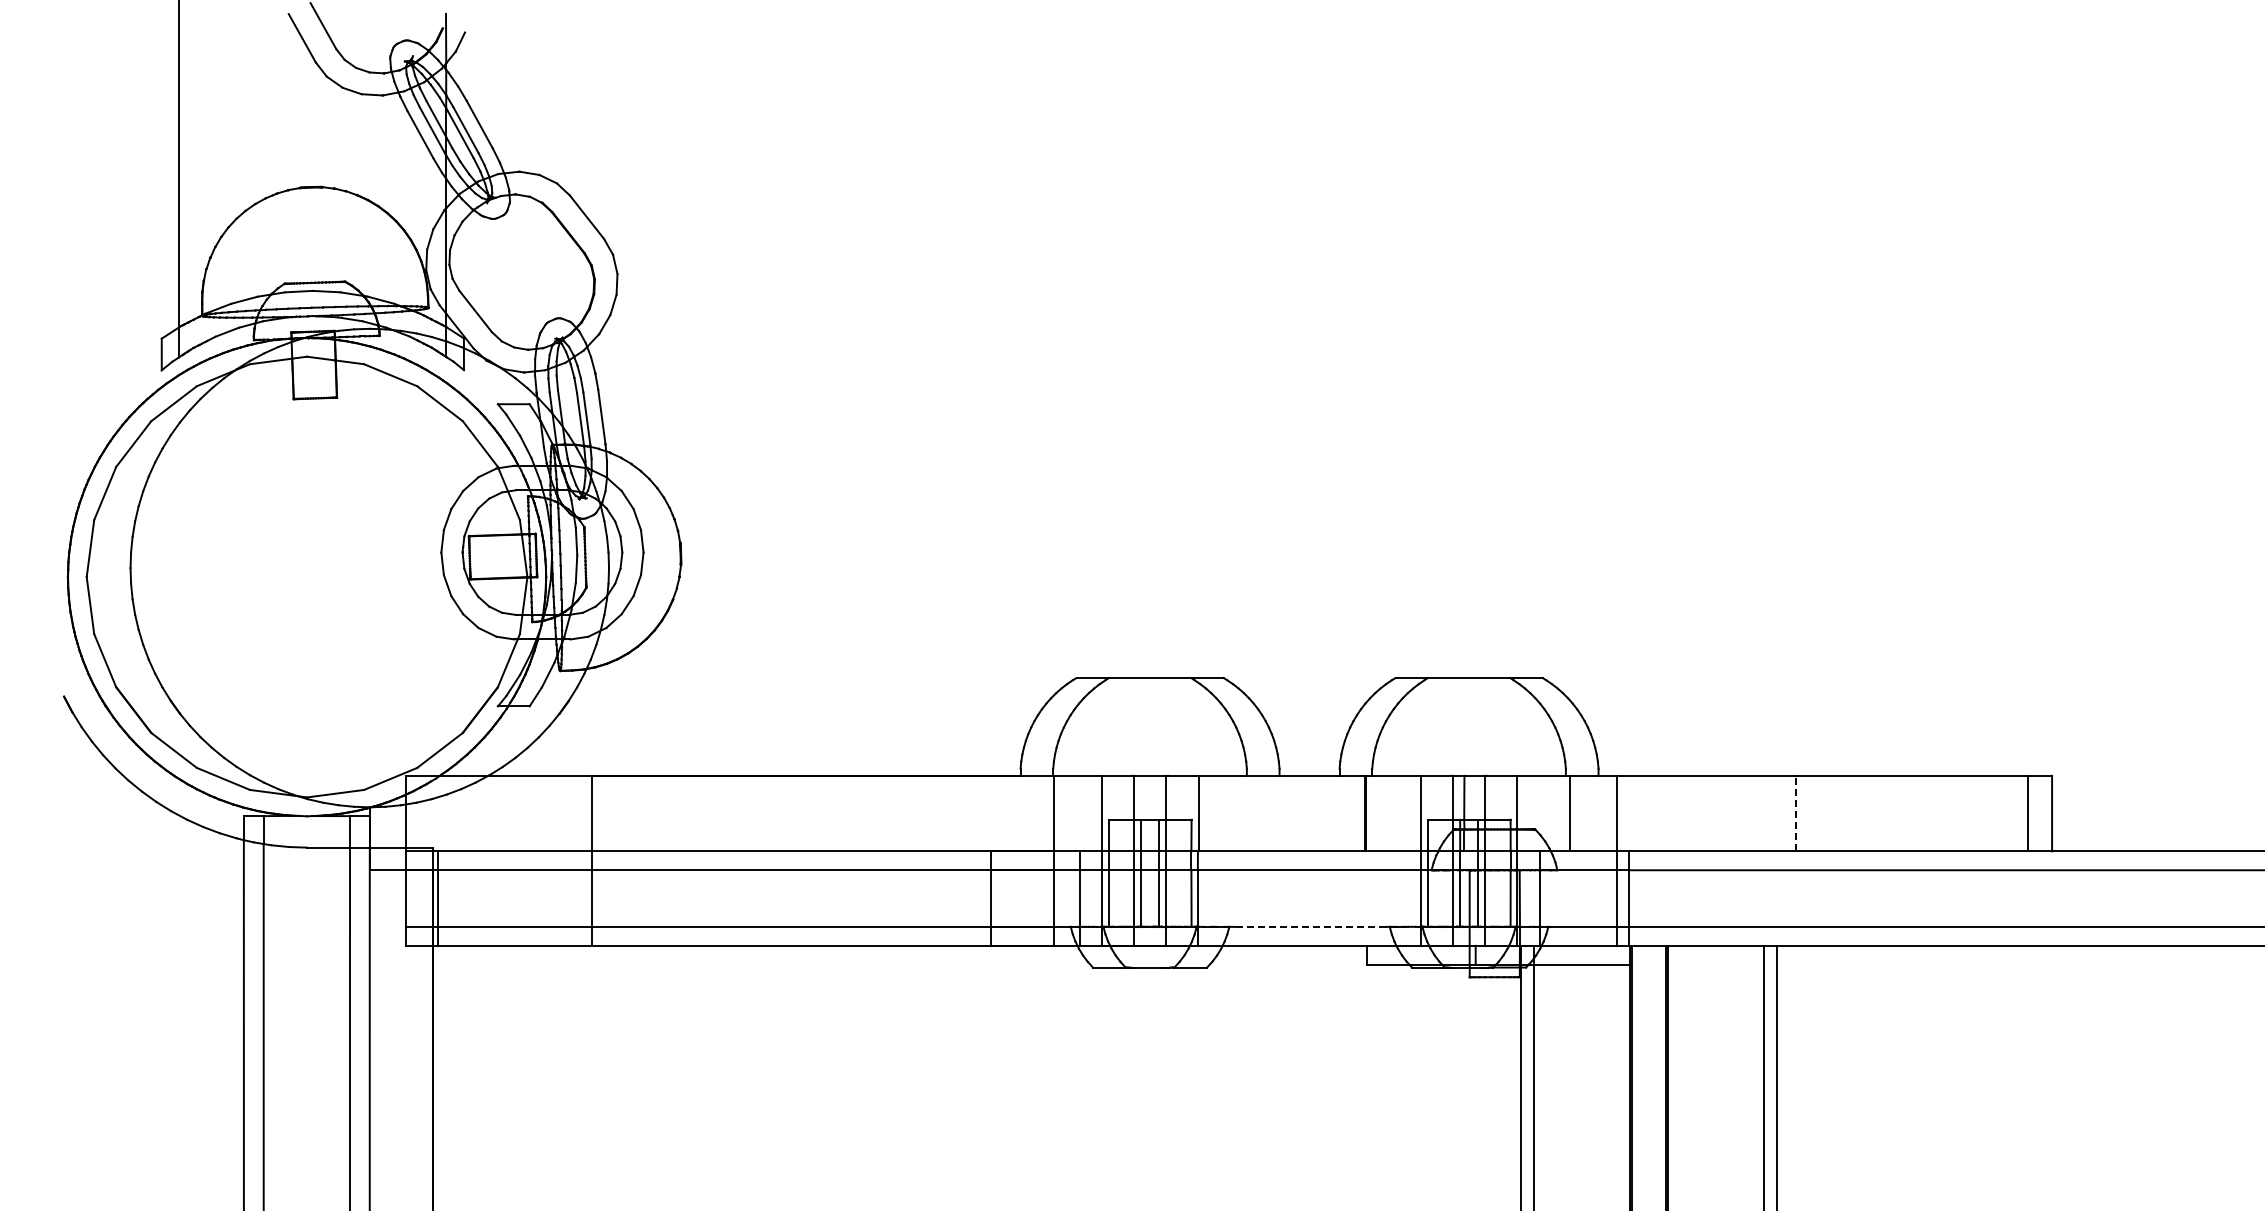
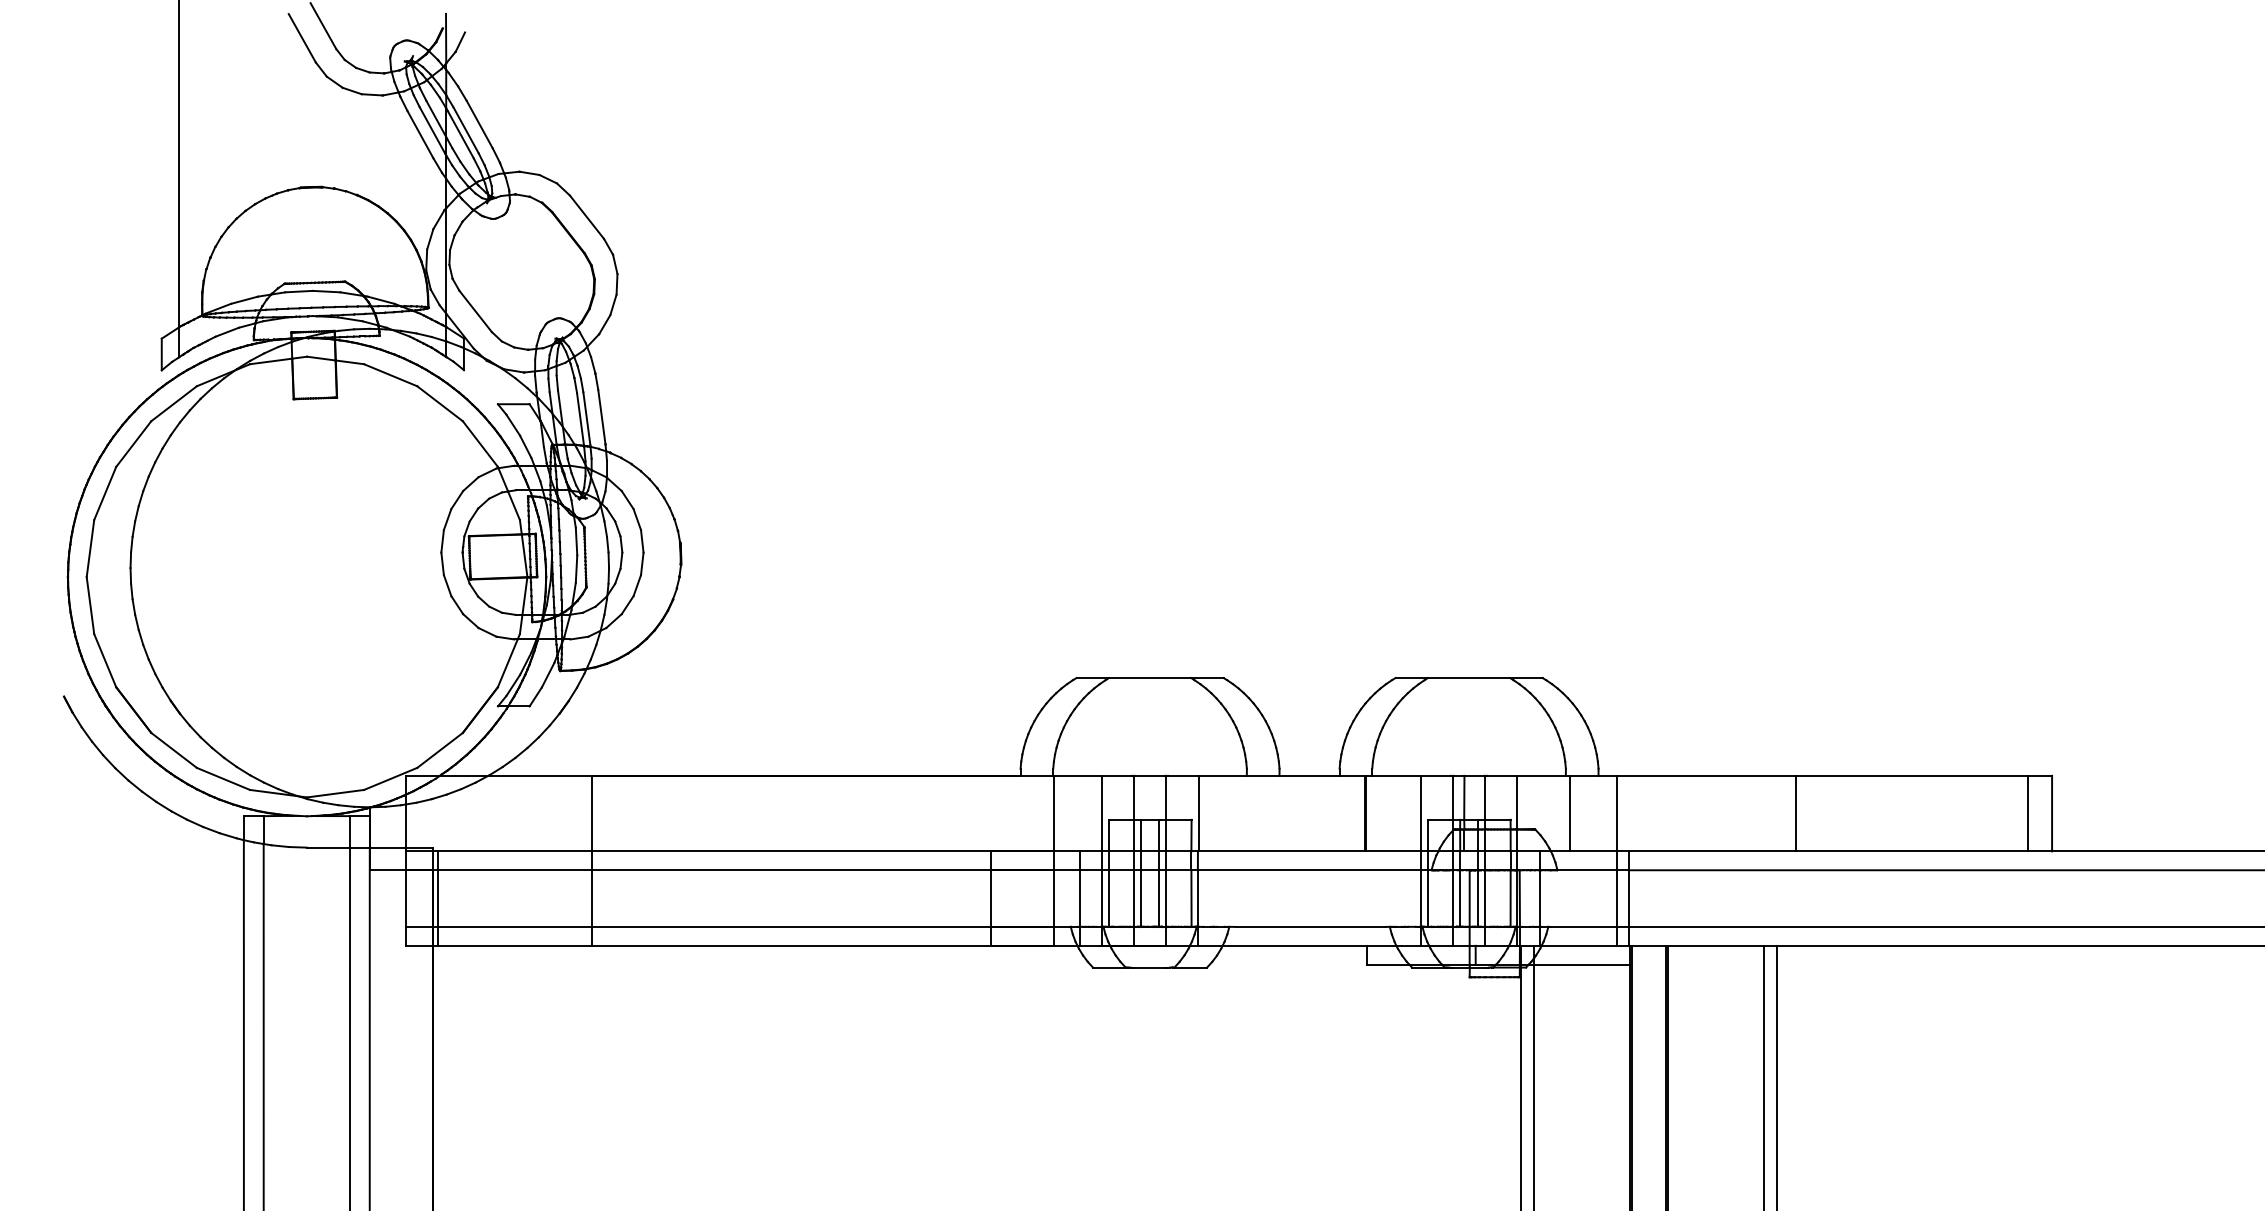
line: dashed -> solid (1795, 813)
line: dashed -> solid (1310, 926)
